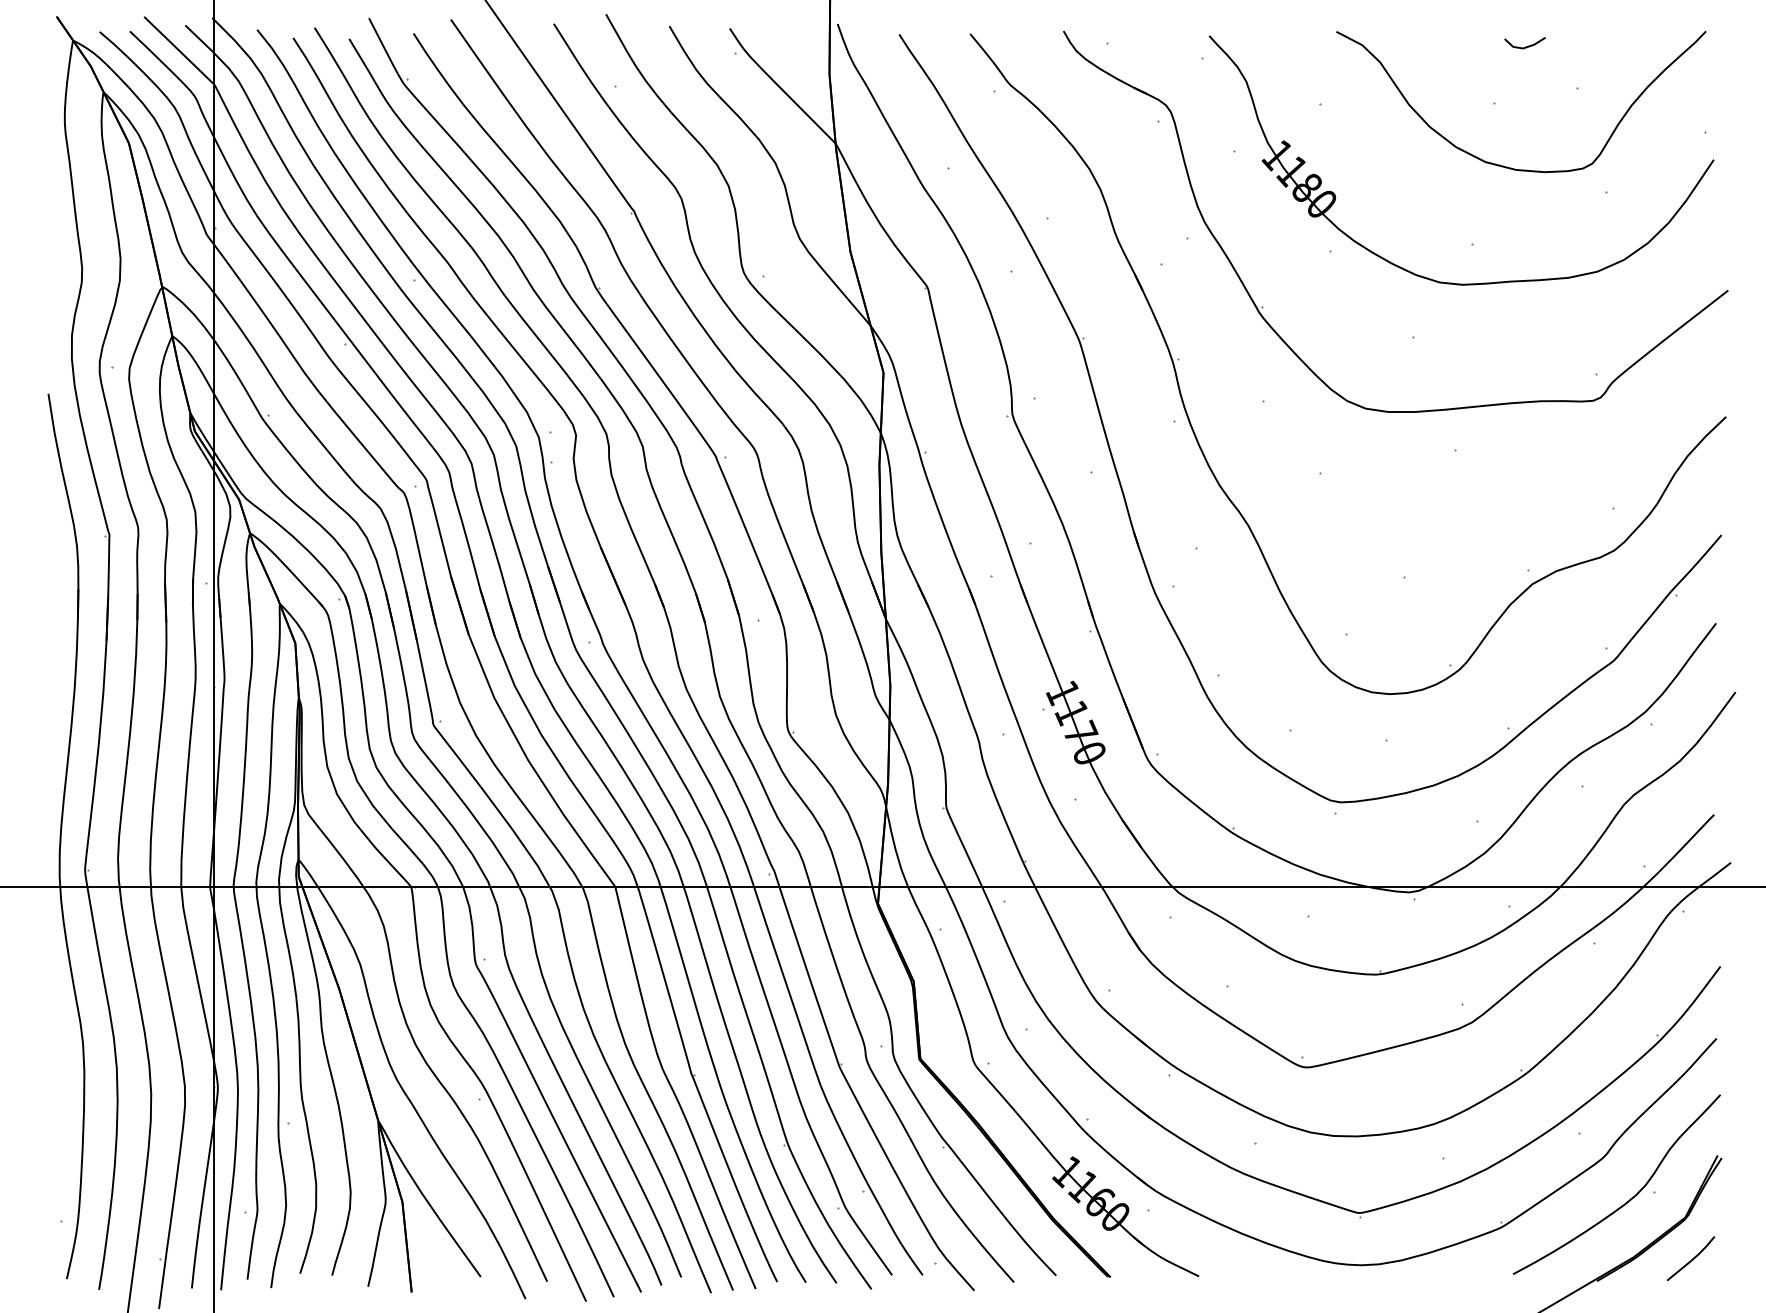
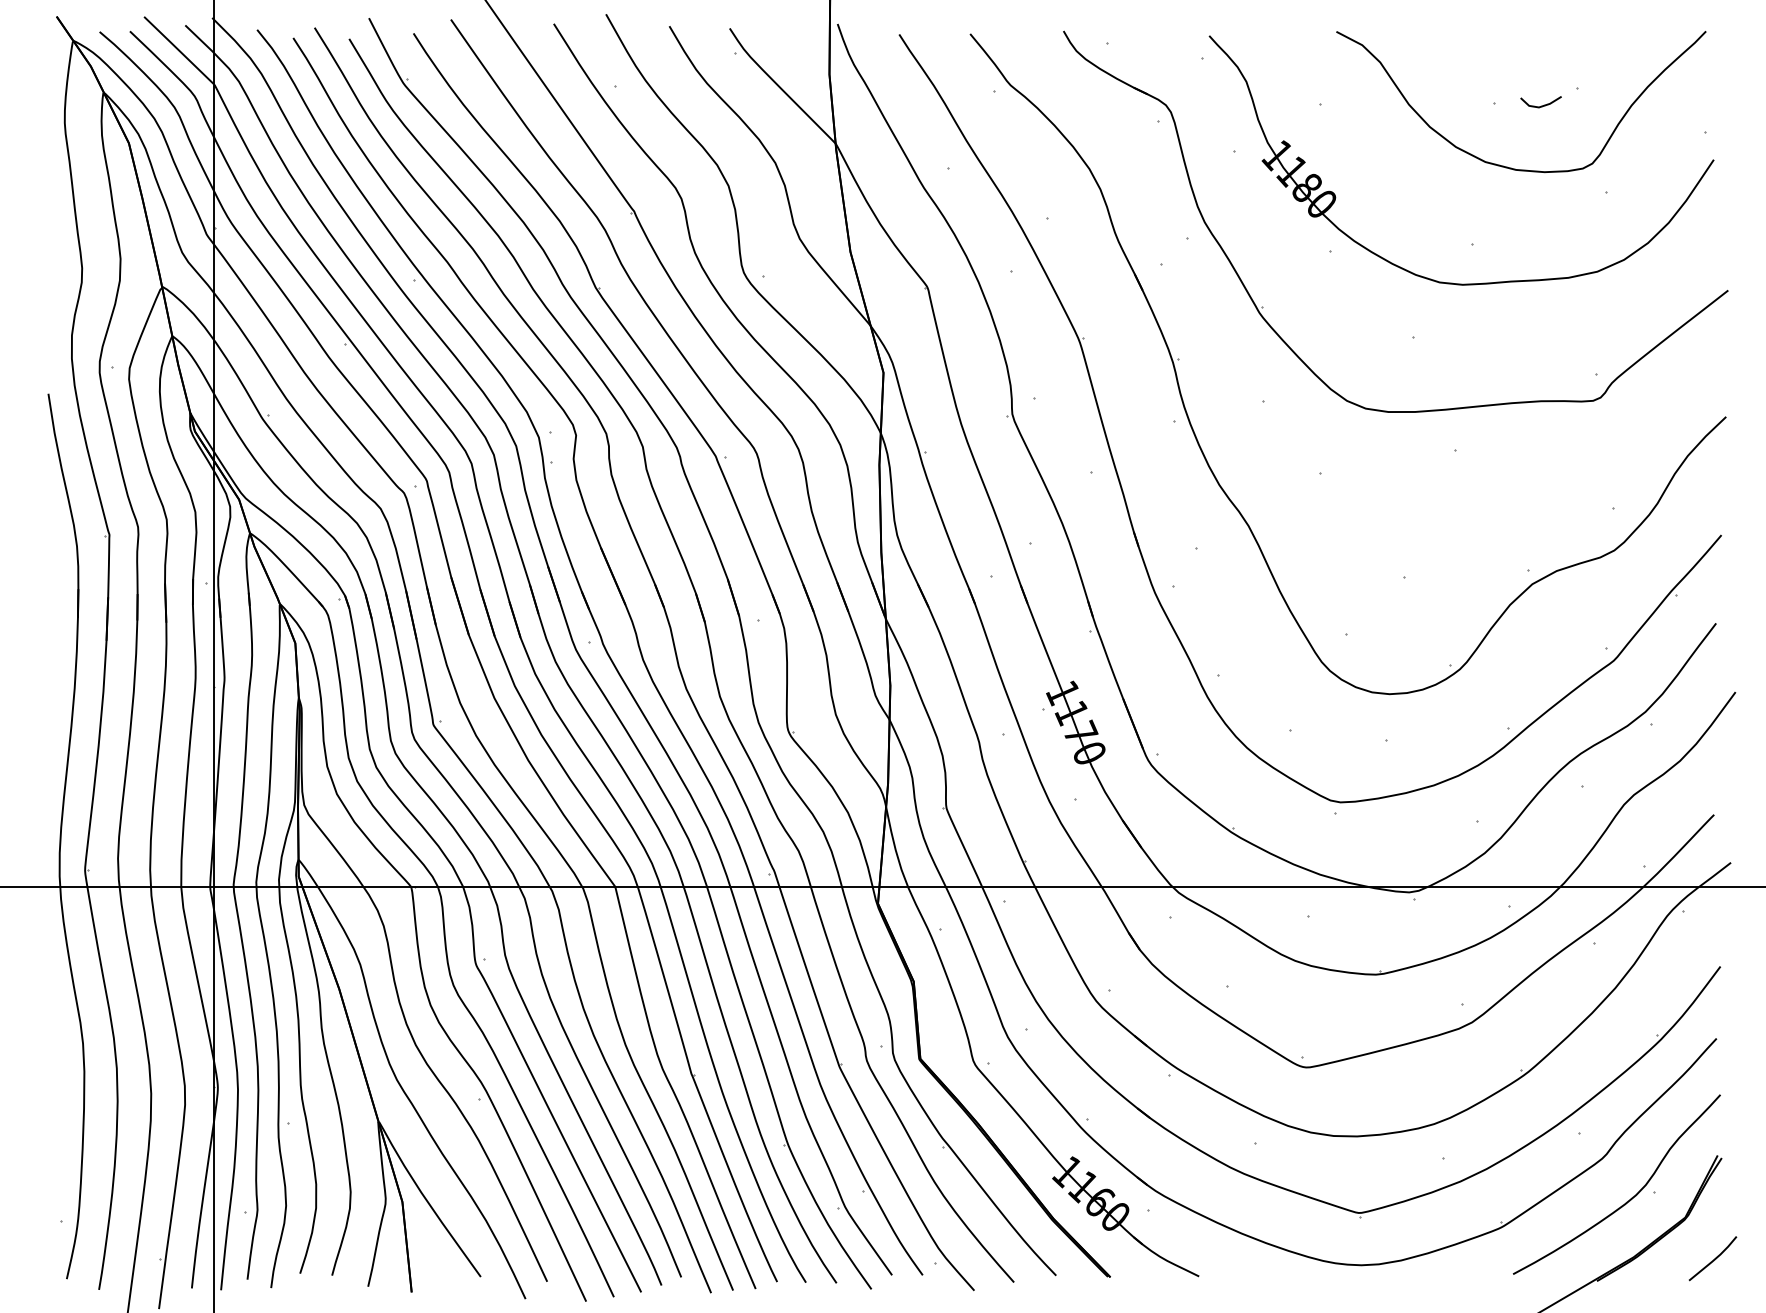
line position: (1525, 46) -> (1541, 105) (1541, 105)
line position: (1691, 1259) -> (1713, 1259) (1713, 1259)
